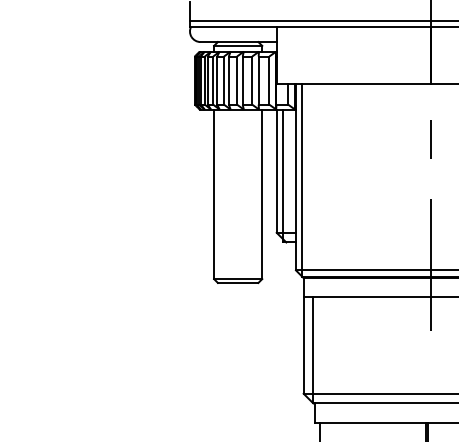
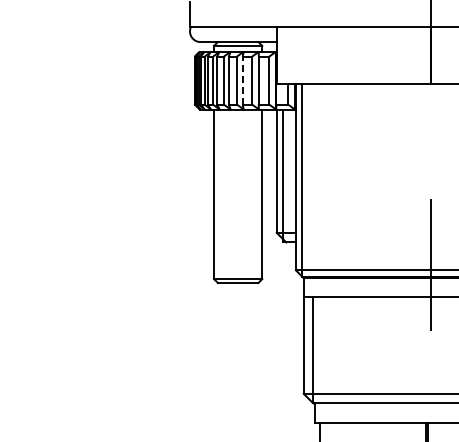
line: present -> none (322, 20)
line: solid -> dashed (242, 80)
line: present -> none (430, 139)
